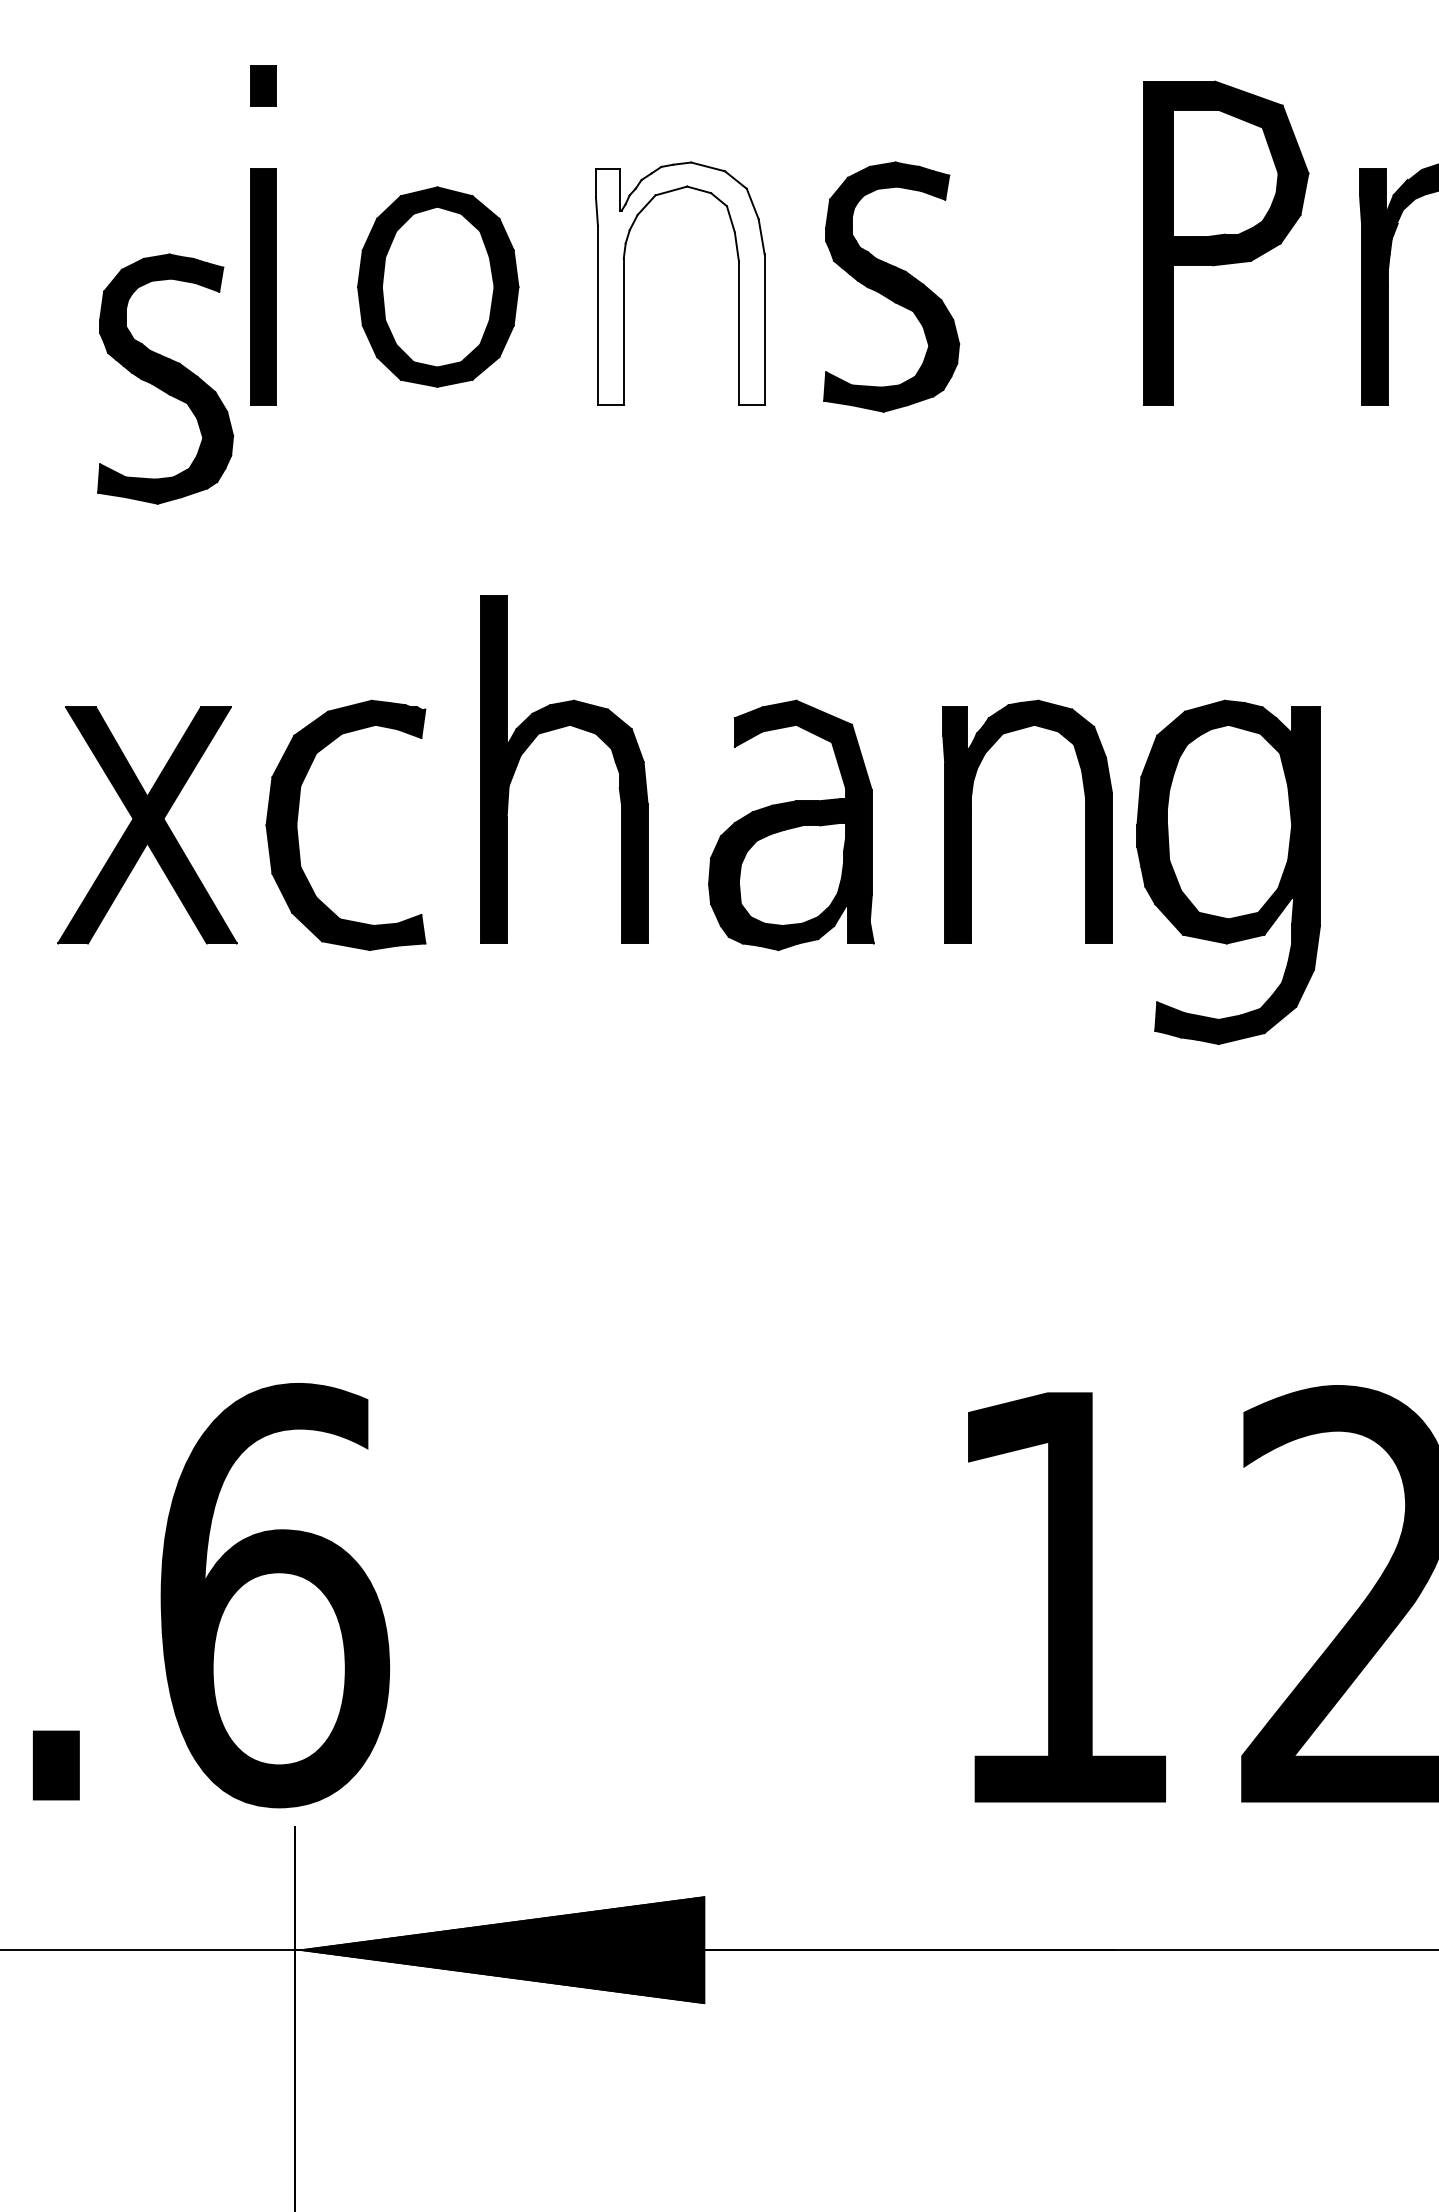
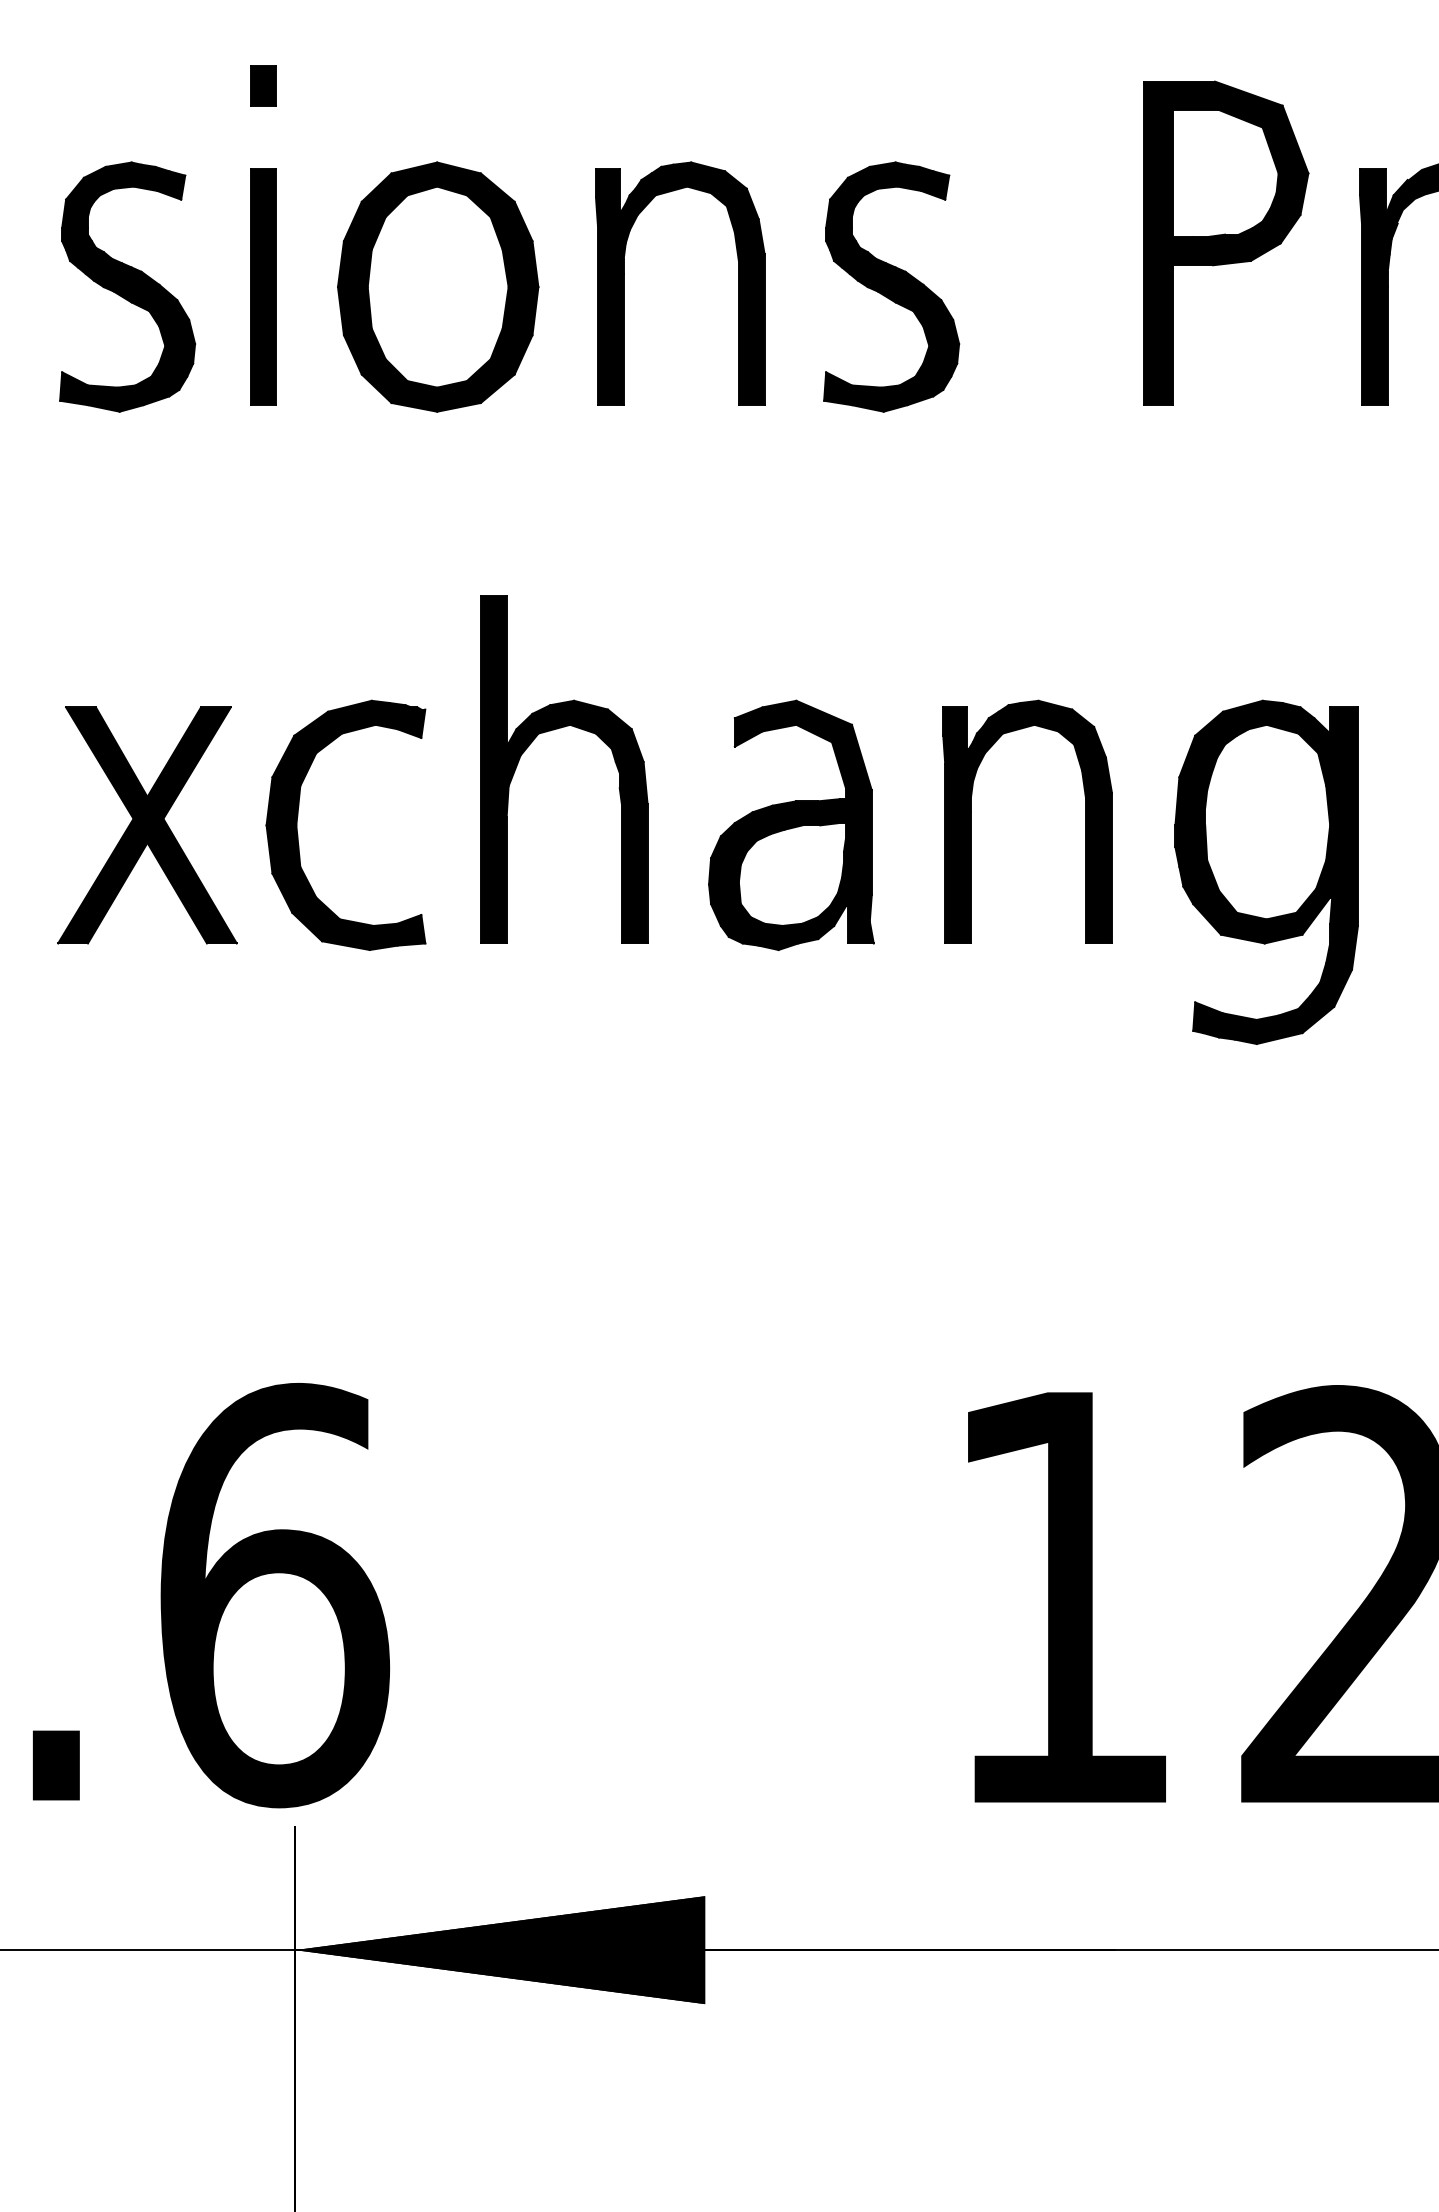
fill: none -> present (679, 283)
part size: 163x202 px -> 203x252 px (438, 286)
part position: (165, 378) -> (127, 286) (127, 286)
part position: (1228, 871) -> (1266, 871) (1266, 871)
